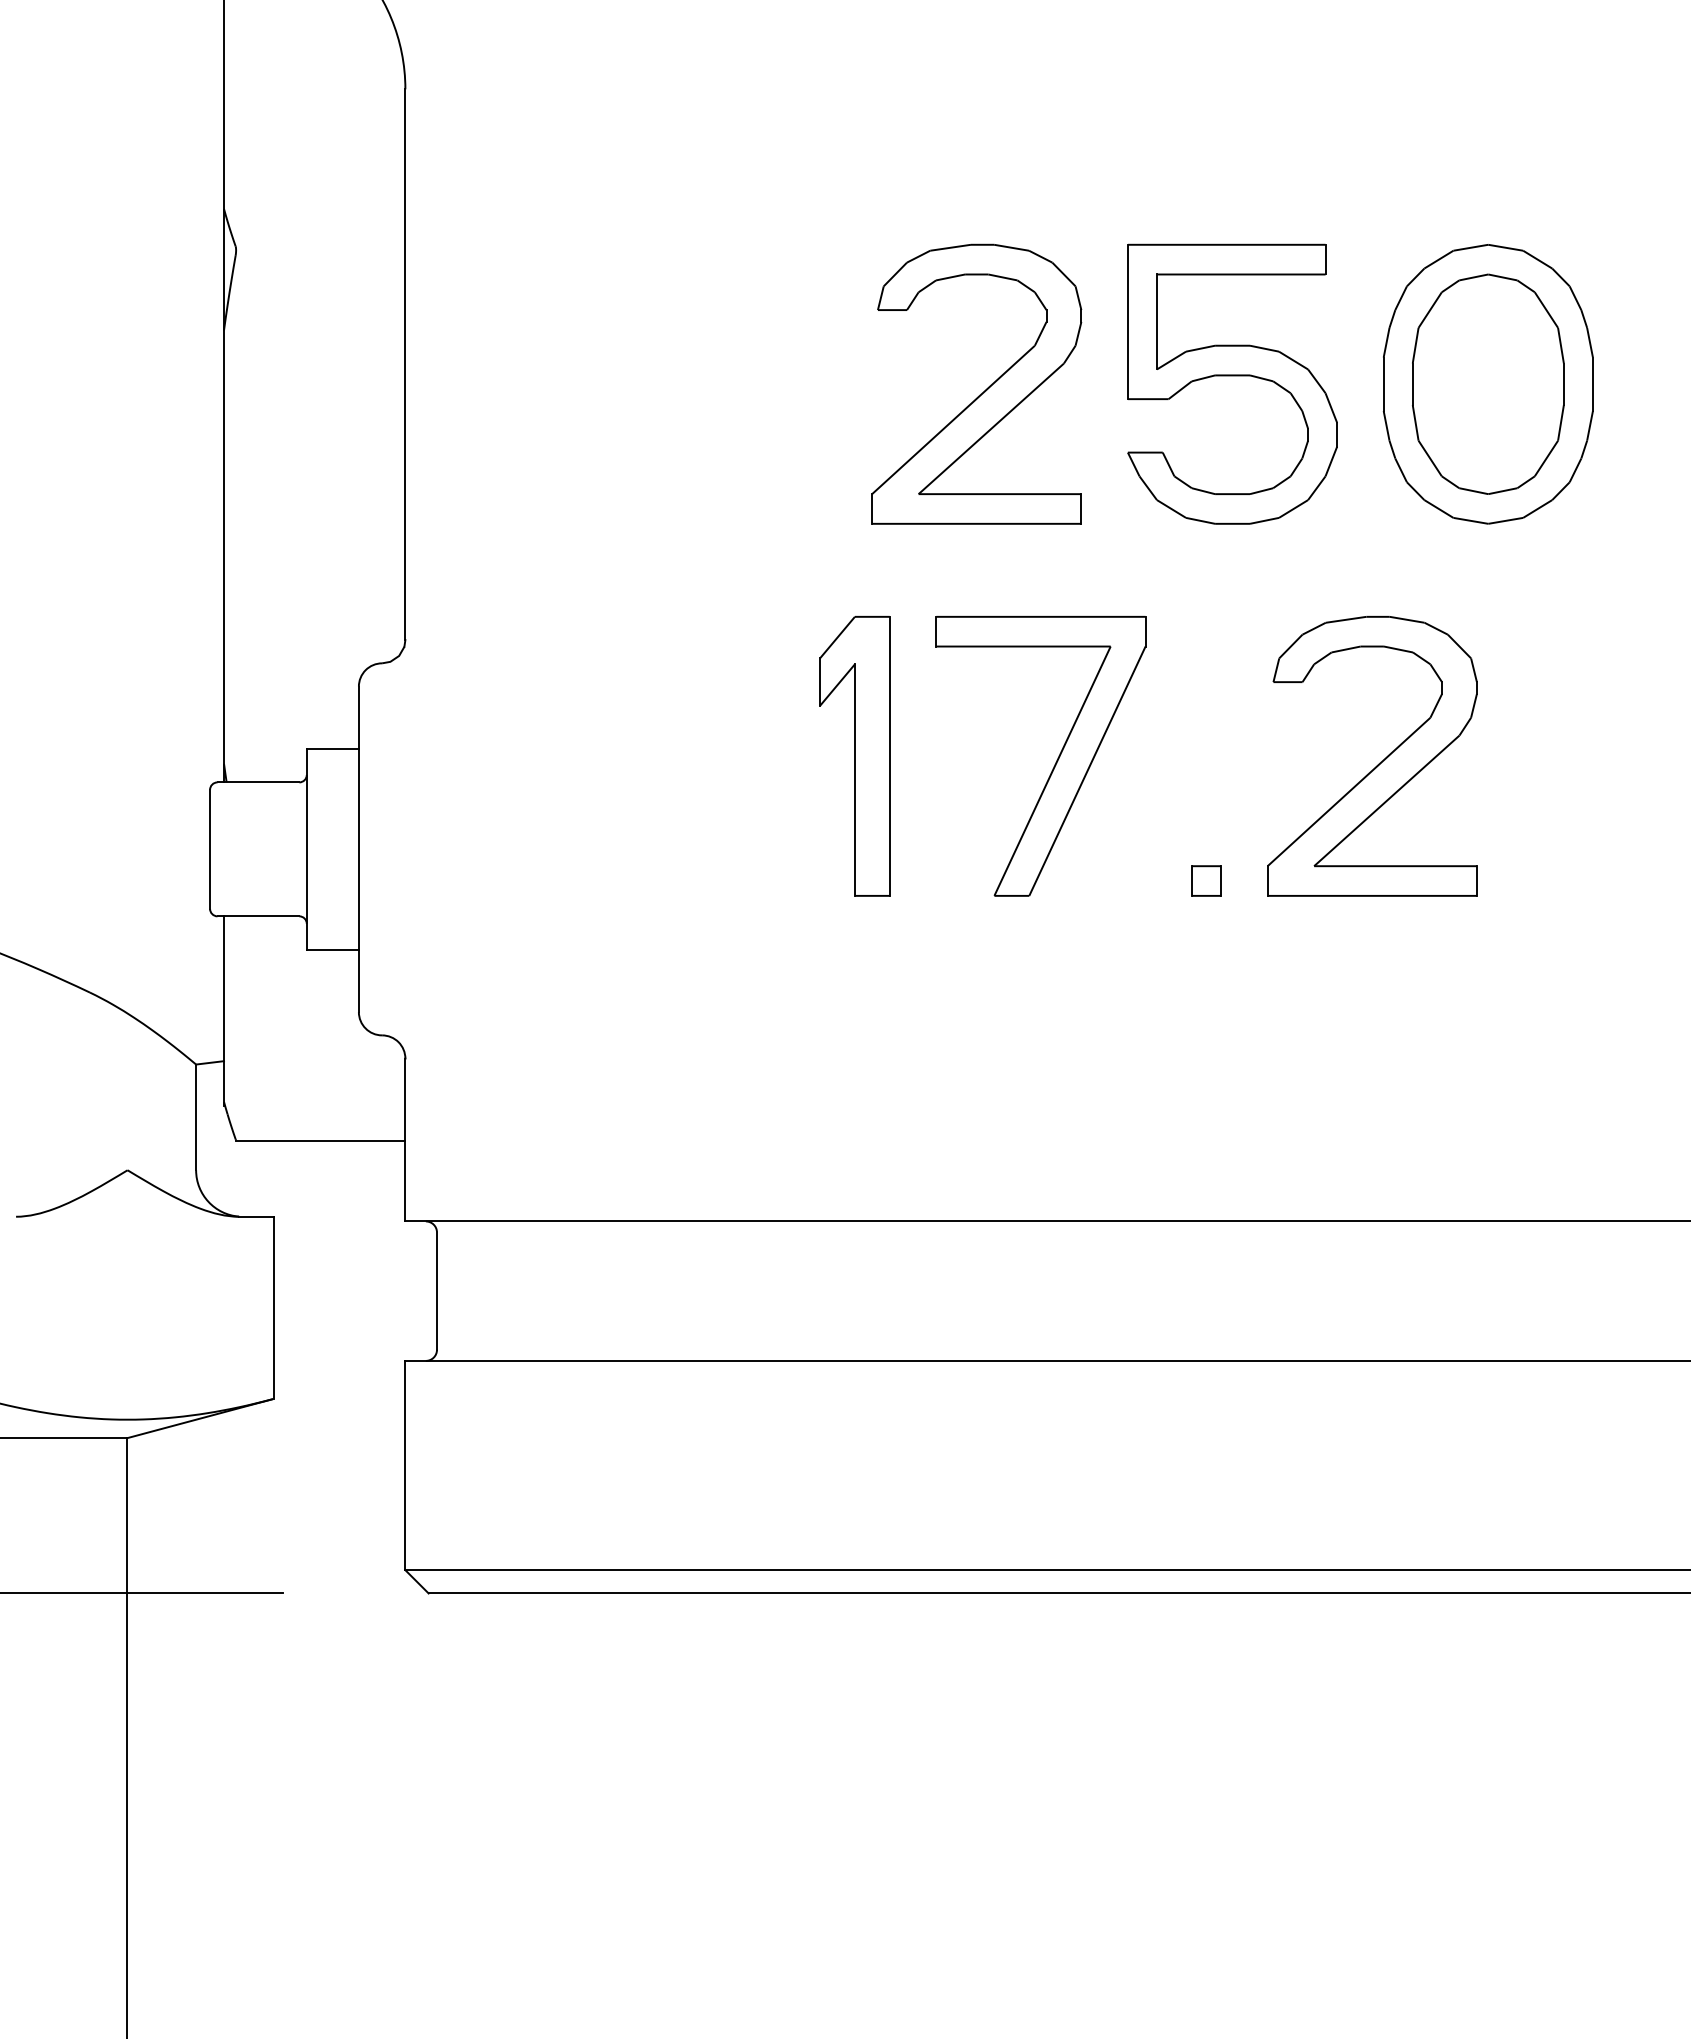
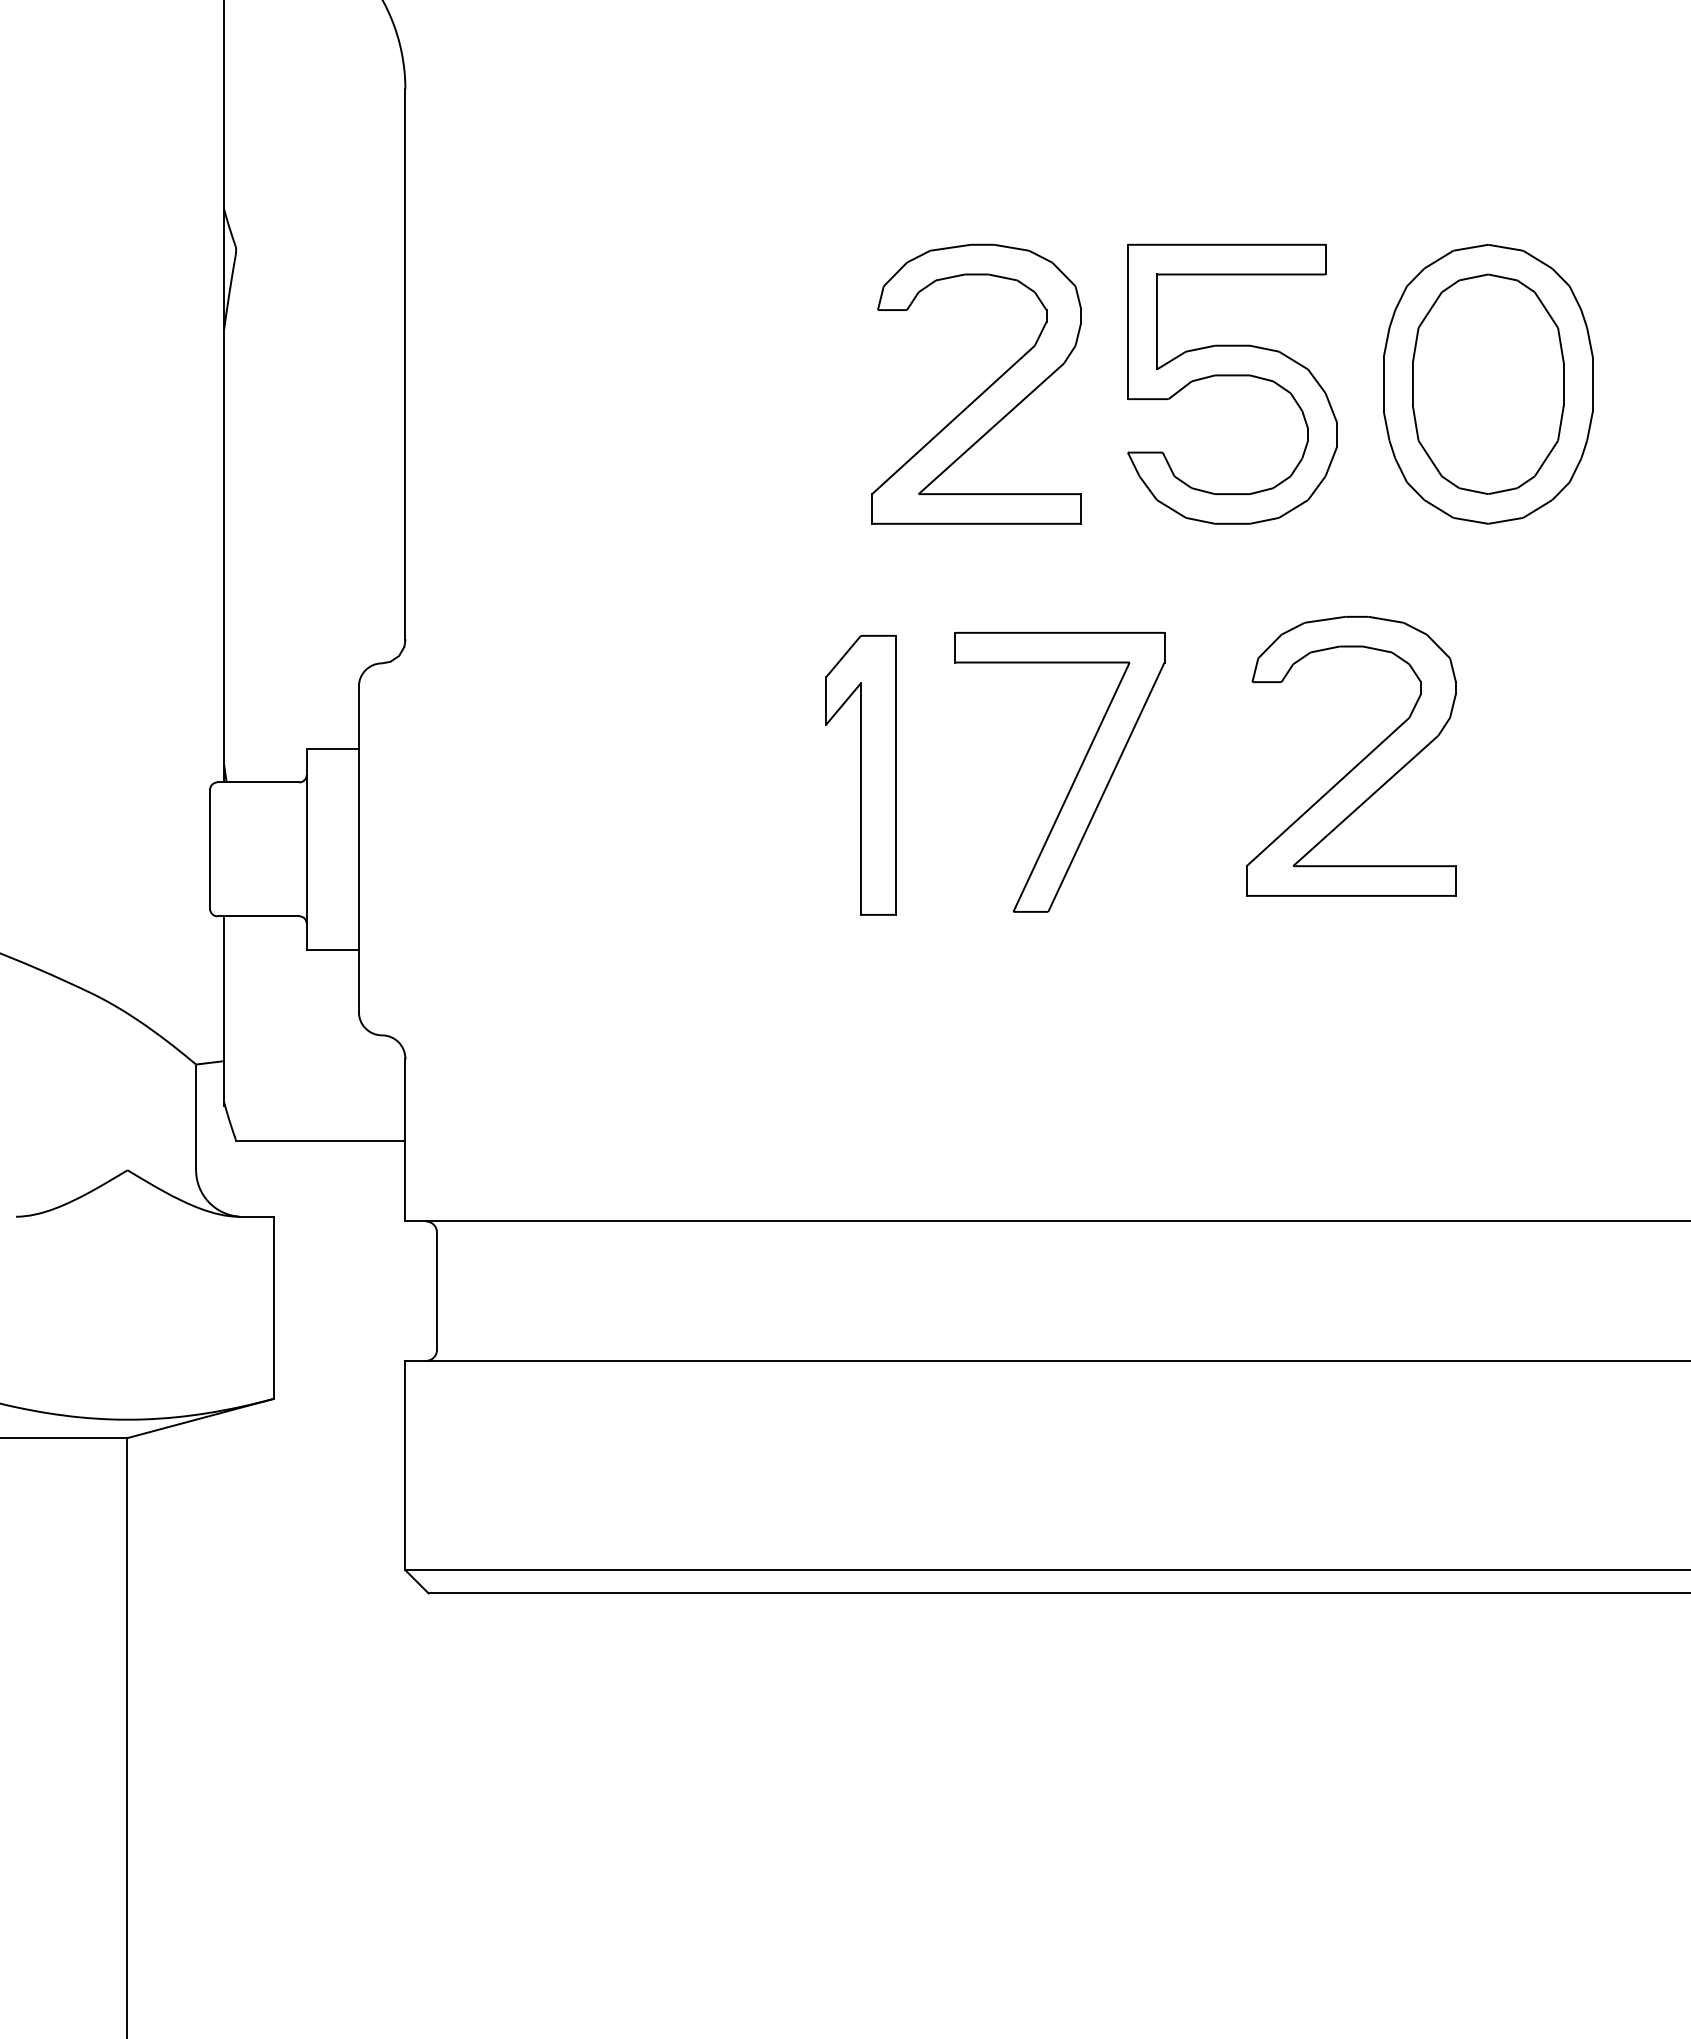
part position: (854, 756) -> (860, 775) (860, 775)
part position: (1379, 762) -> (1358, 762) (1358, 762)
part position: (1054, 764) -> (1073, 780) (1073, 780)
part: present -> none (1206, 880)
line: present -> none (142, 1593)
